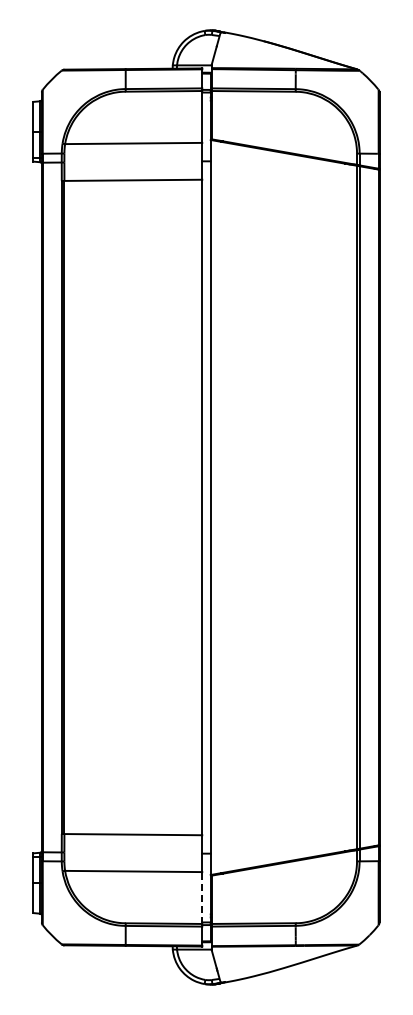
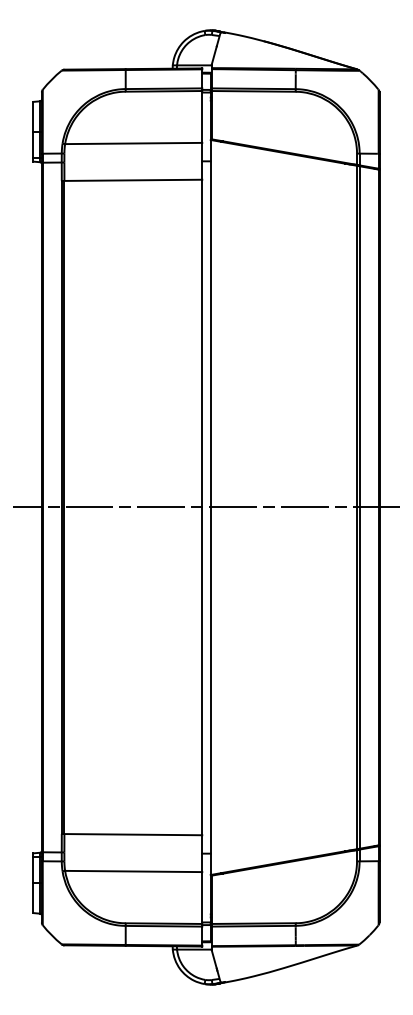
line: none -> present (206, 507)
line: dashed -> solid (202, 898)
